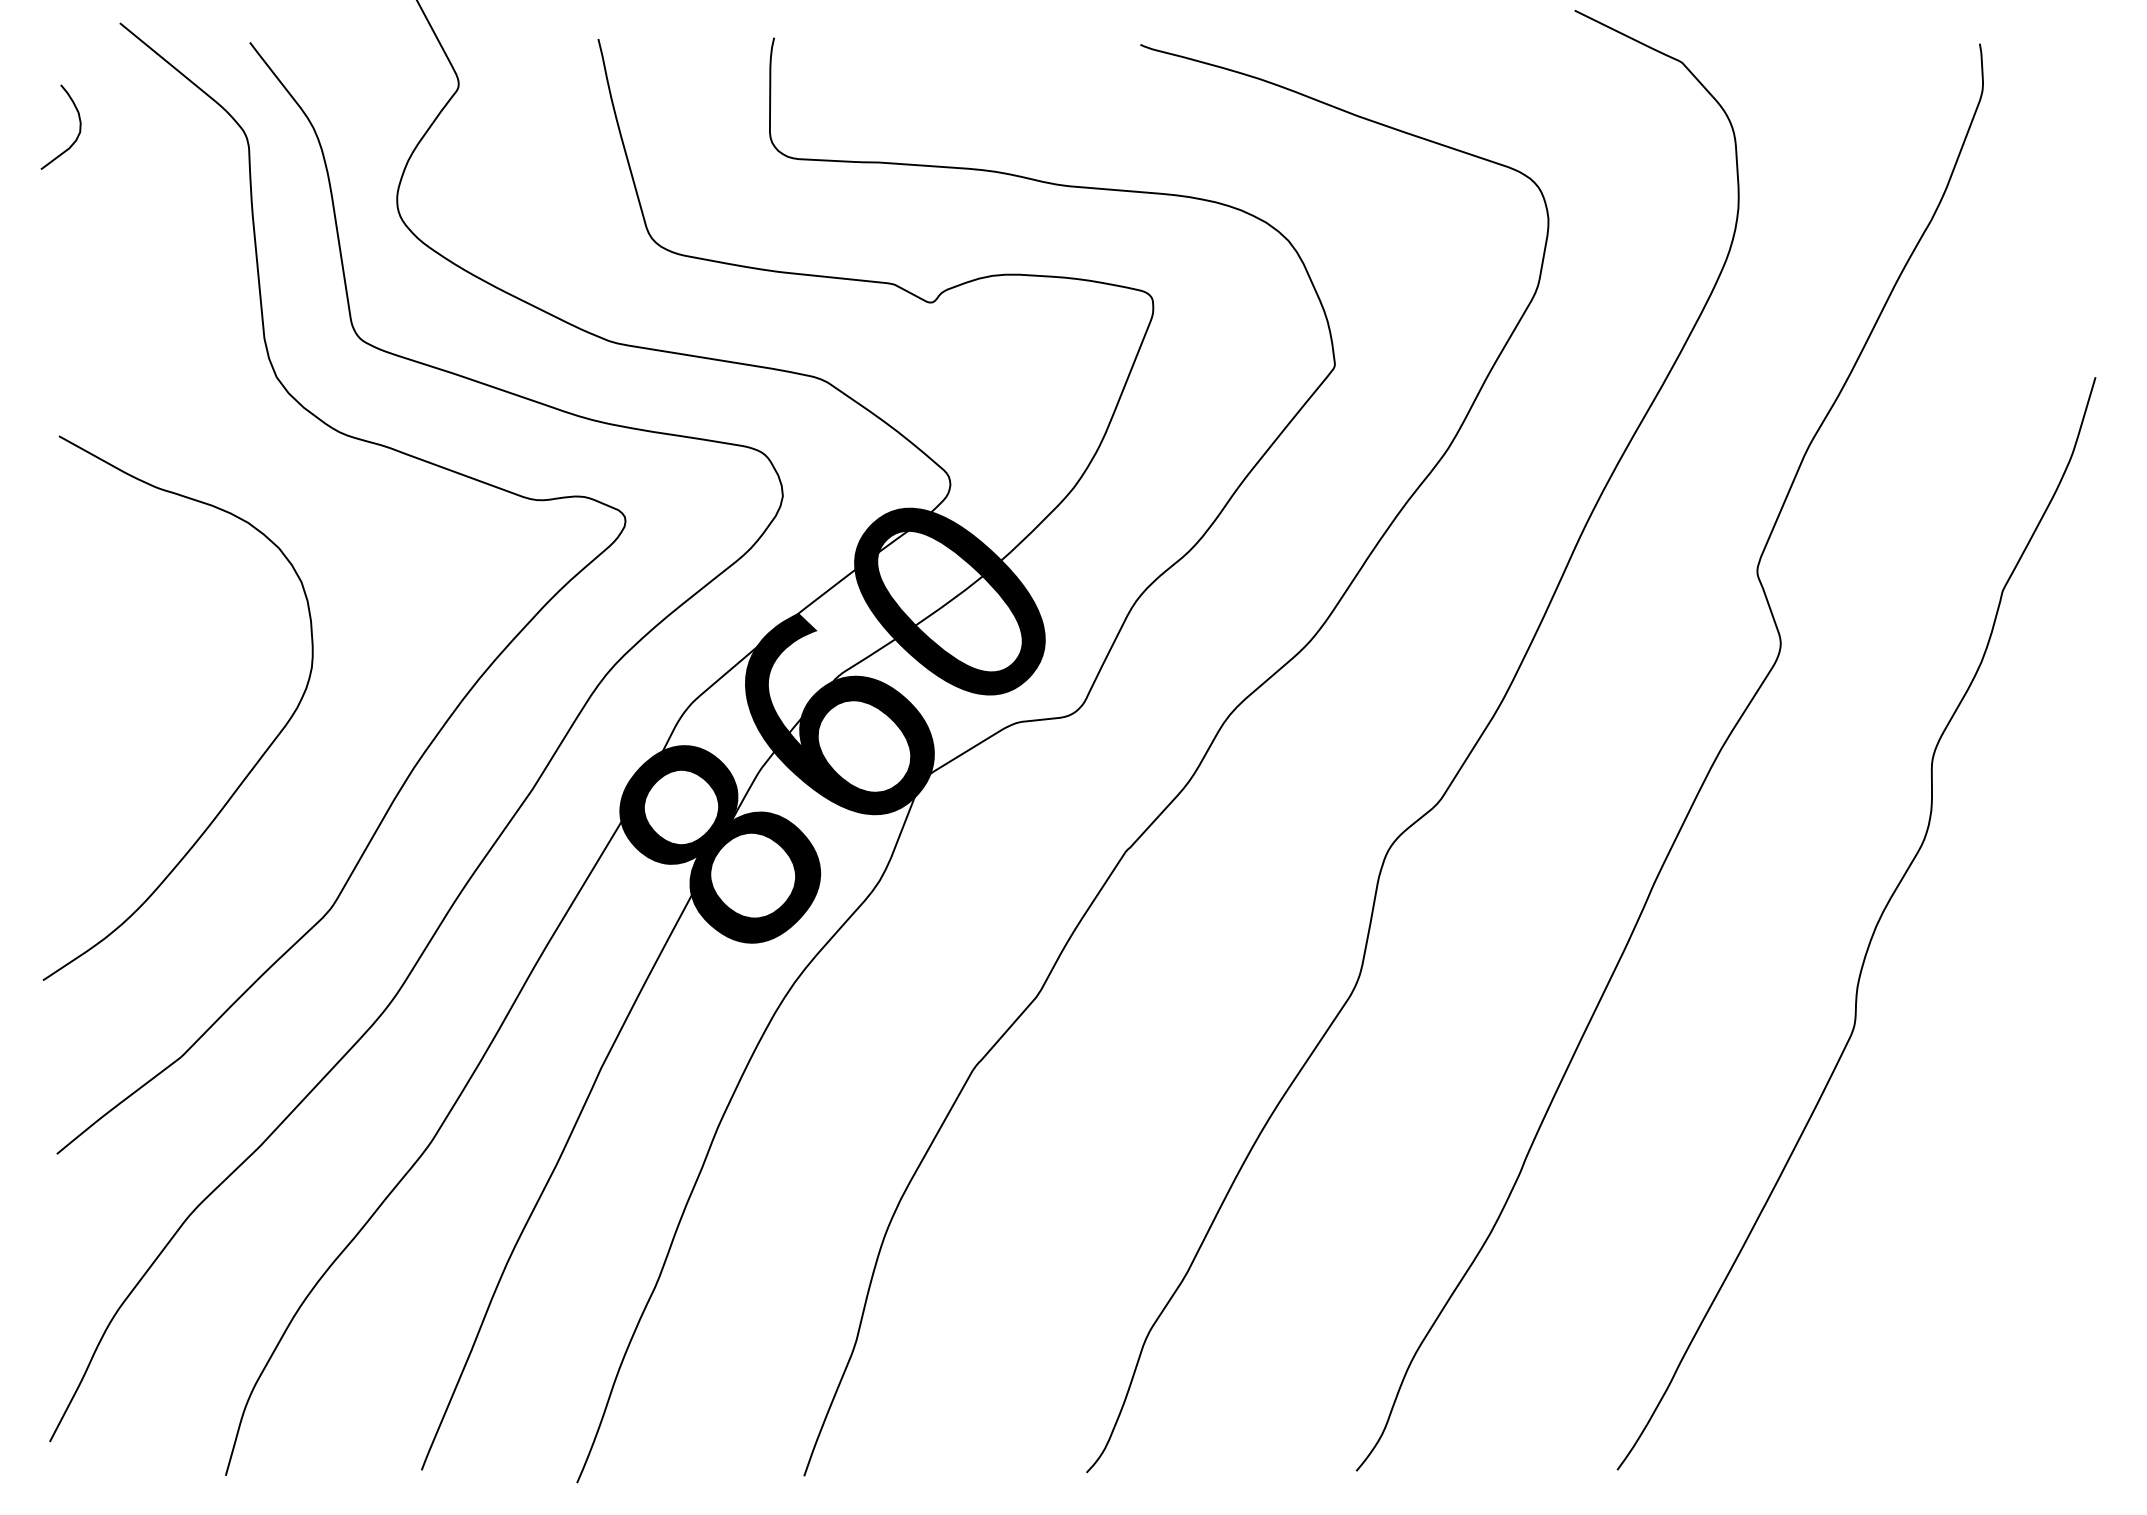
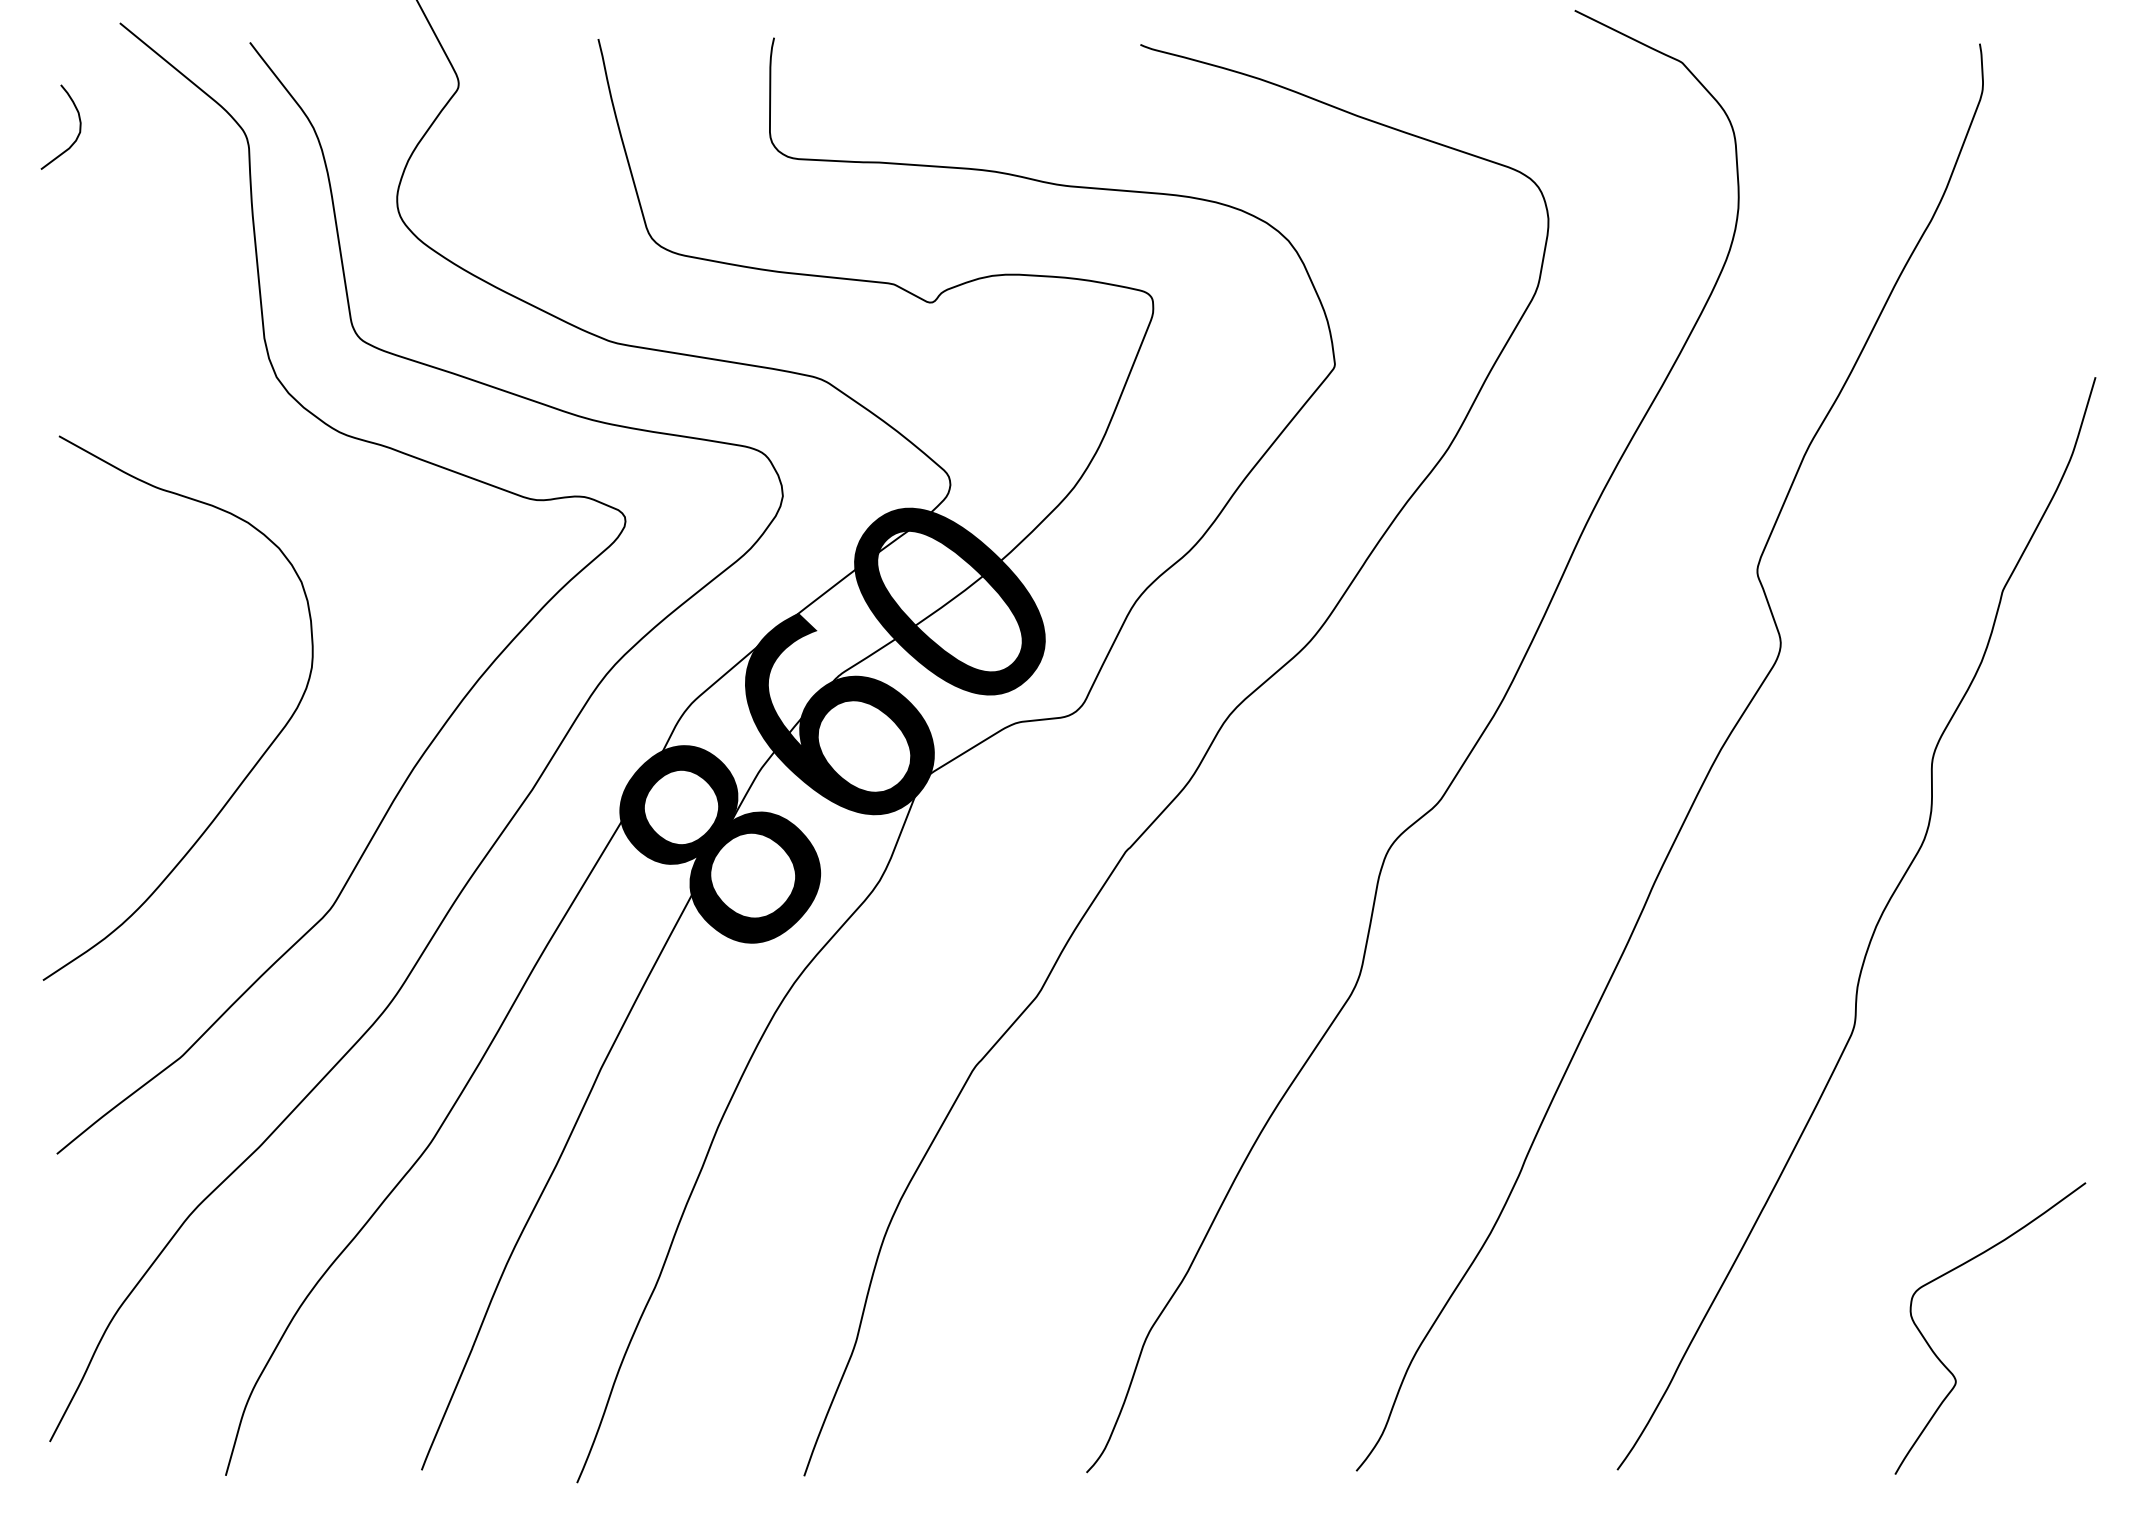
curve: none -> present (1949, 1369)
